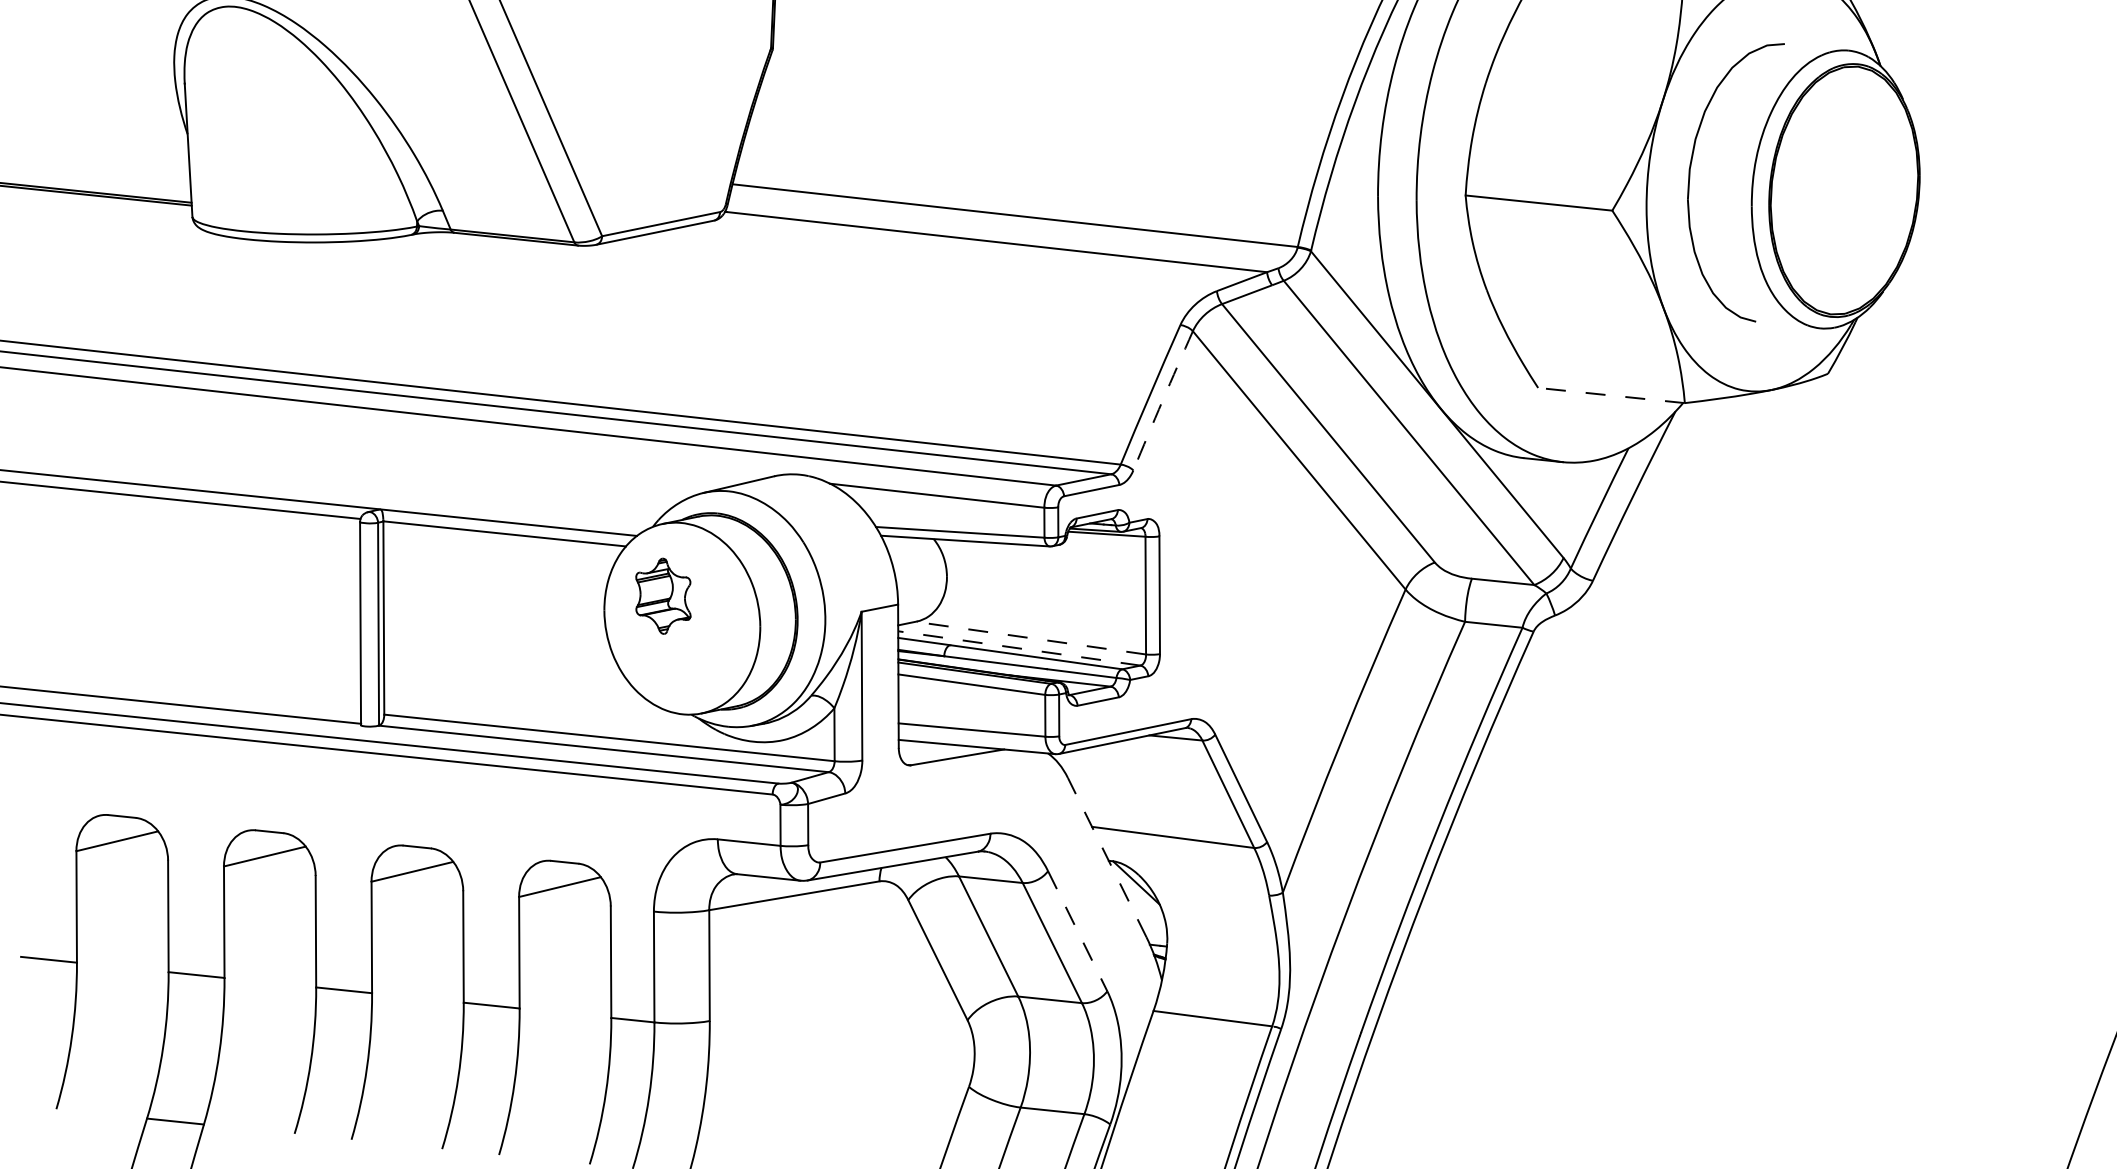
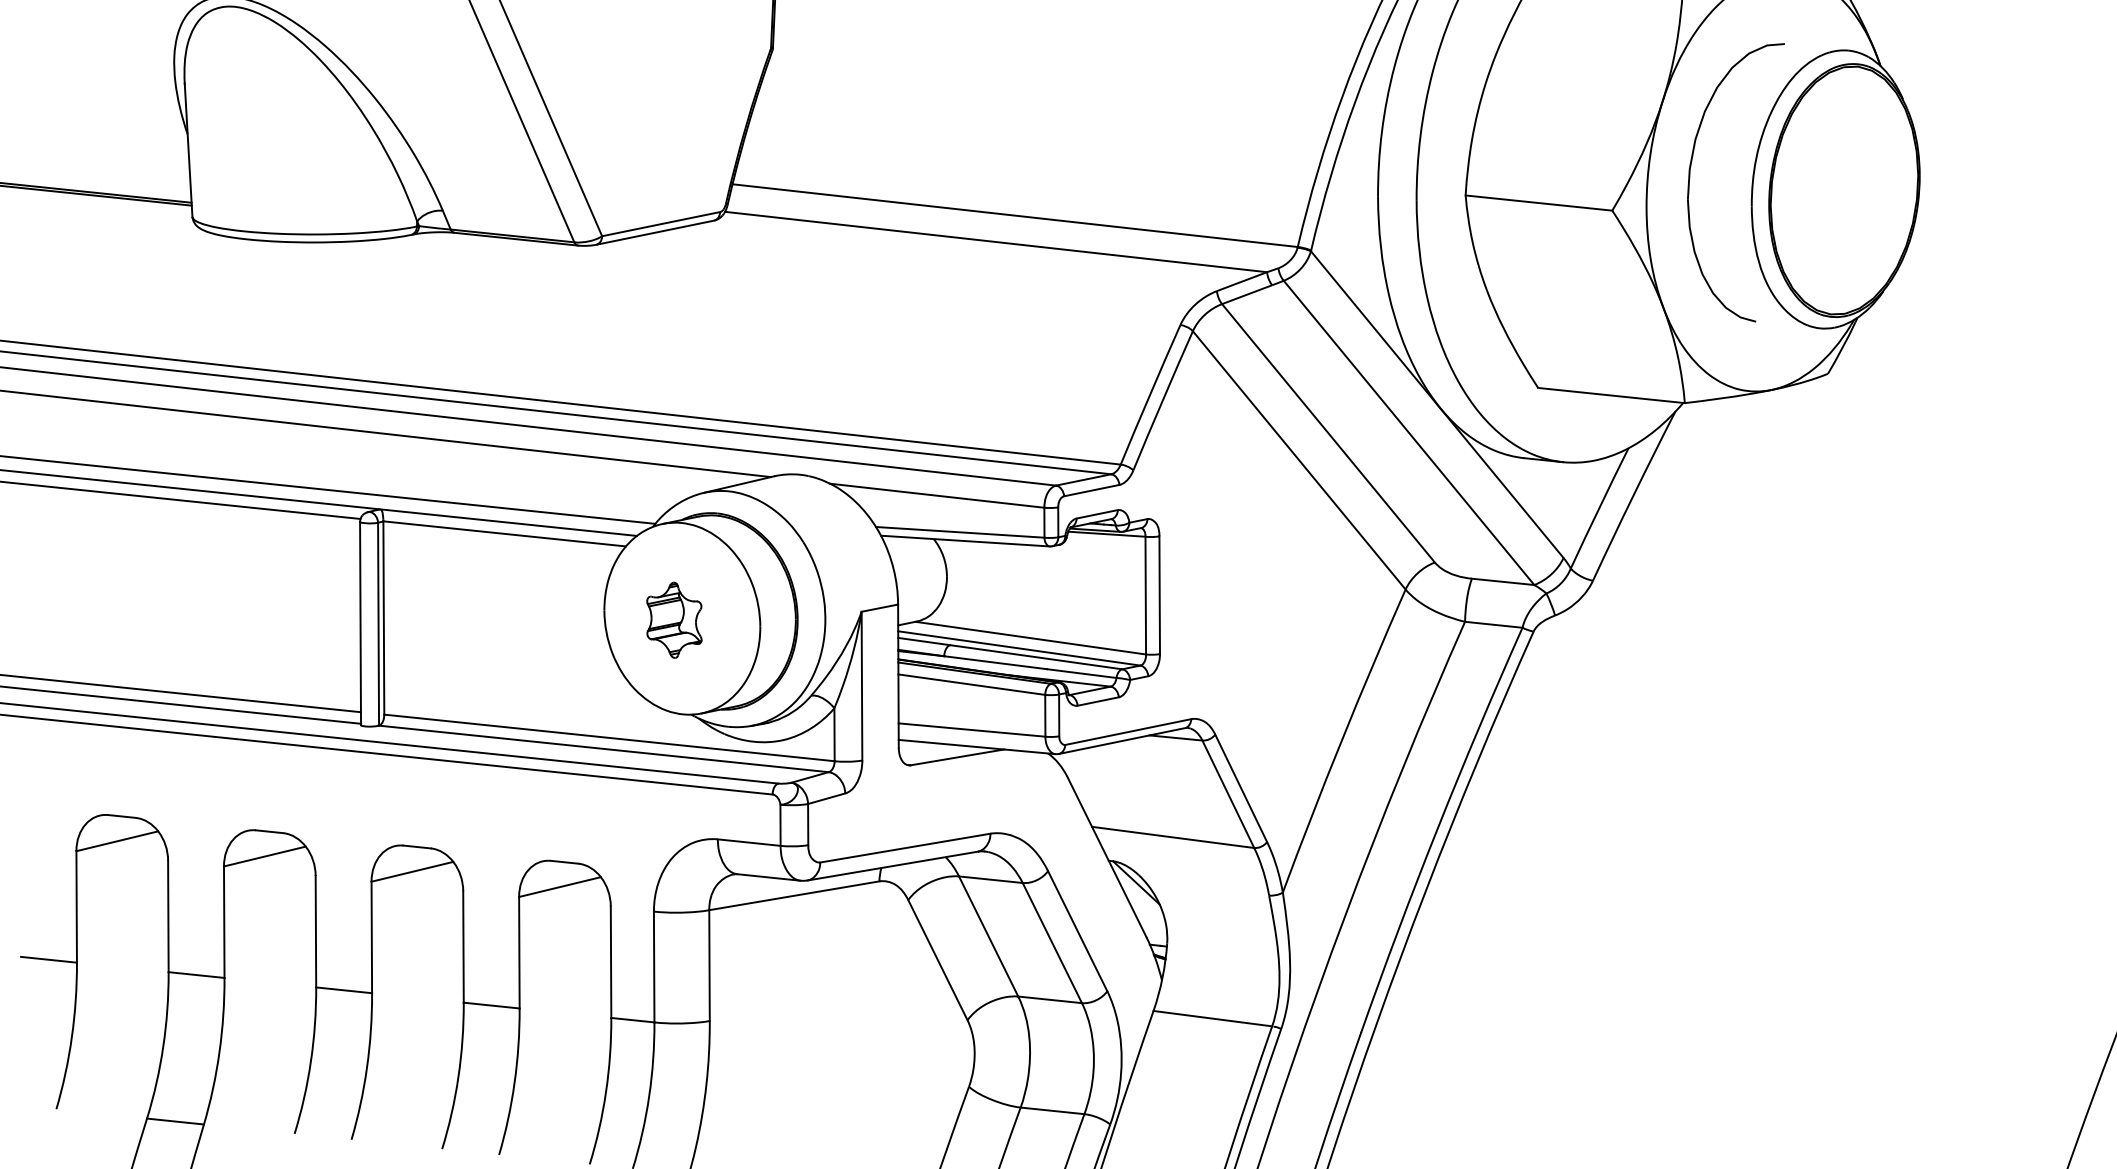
line: dashed -> solid (1611, 395)
arc: dashed -> solid (1162, 400)
line: none -> present (386, 433)
line: none -> present (328, 489)
part position: (663, 595) -> (674, 619) (674, 619)
line: dashed -> solid (1030, 638)
line: dashed -> solid (1018, 648)
line: none -> present (181, 693)
line: dashed -> solid (1107, 857)
line: dashed -> solid (1077, 931)
